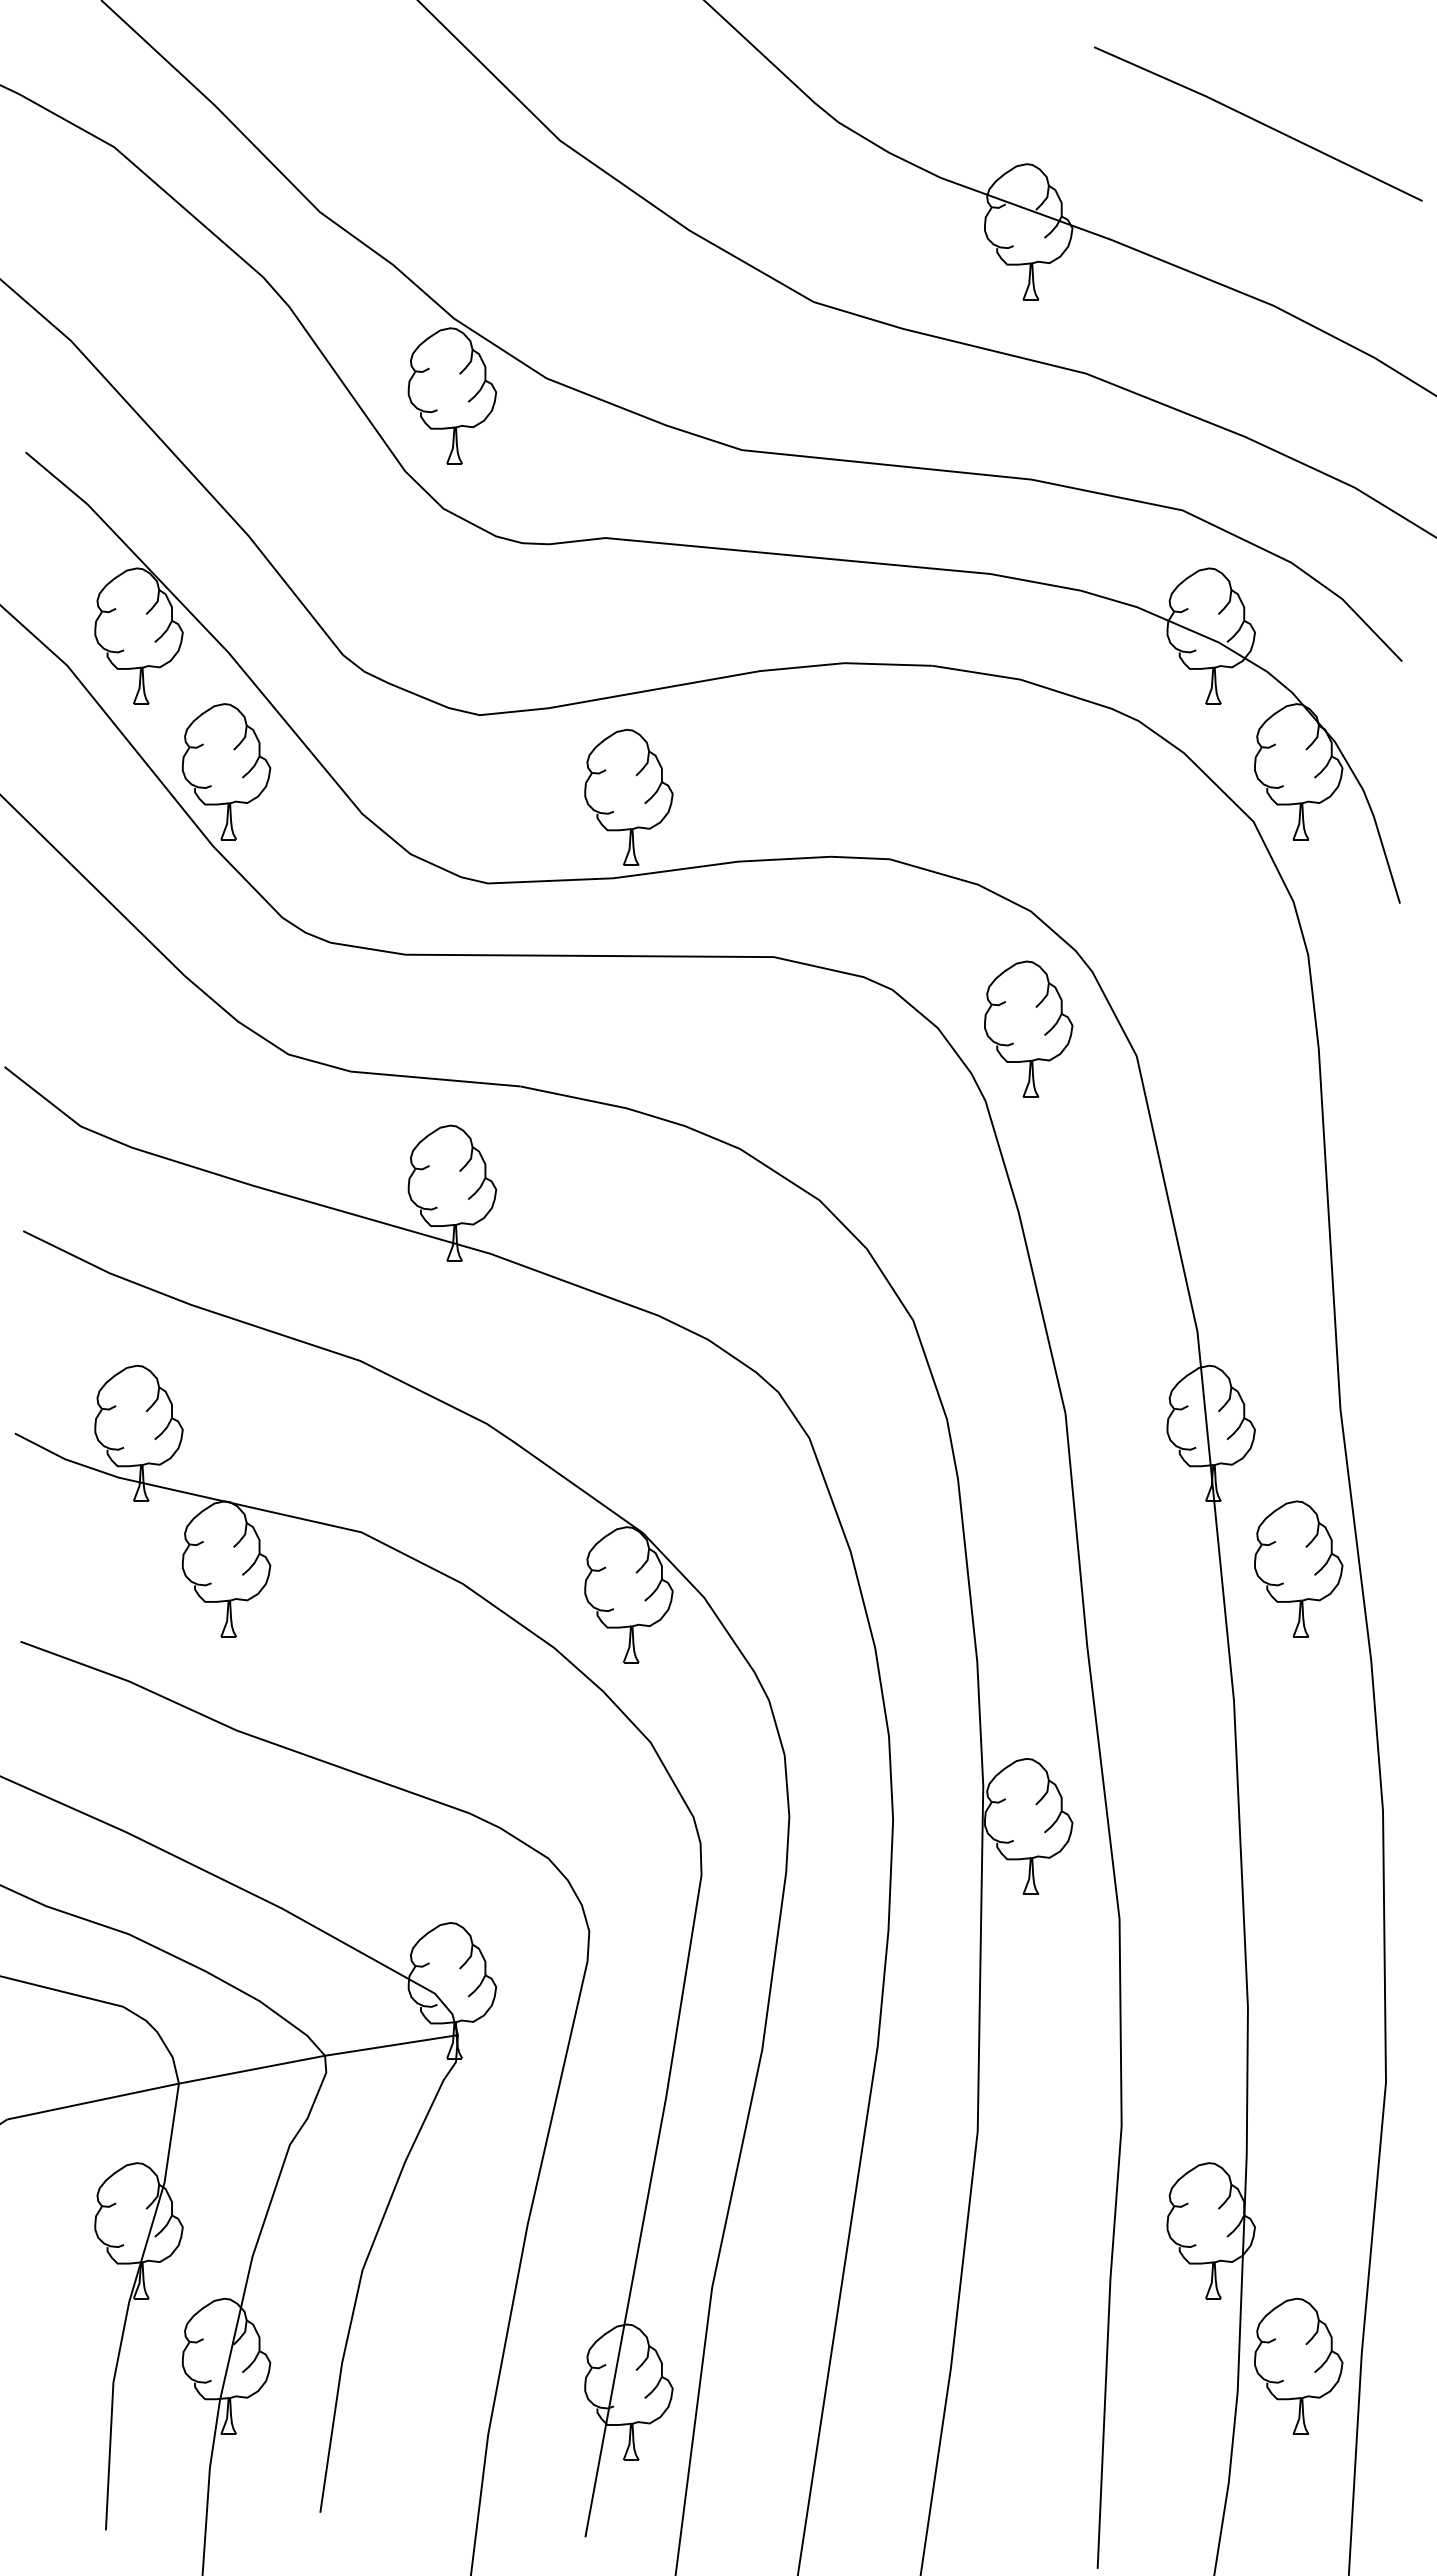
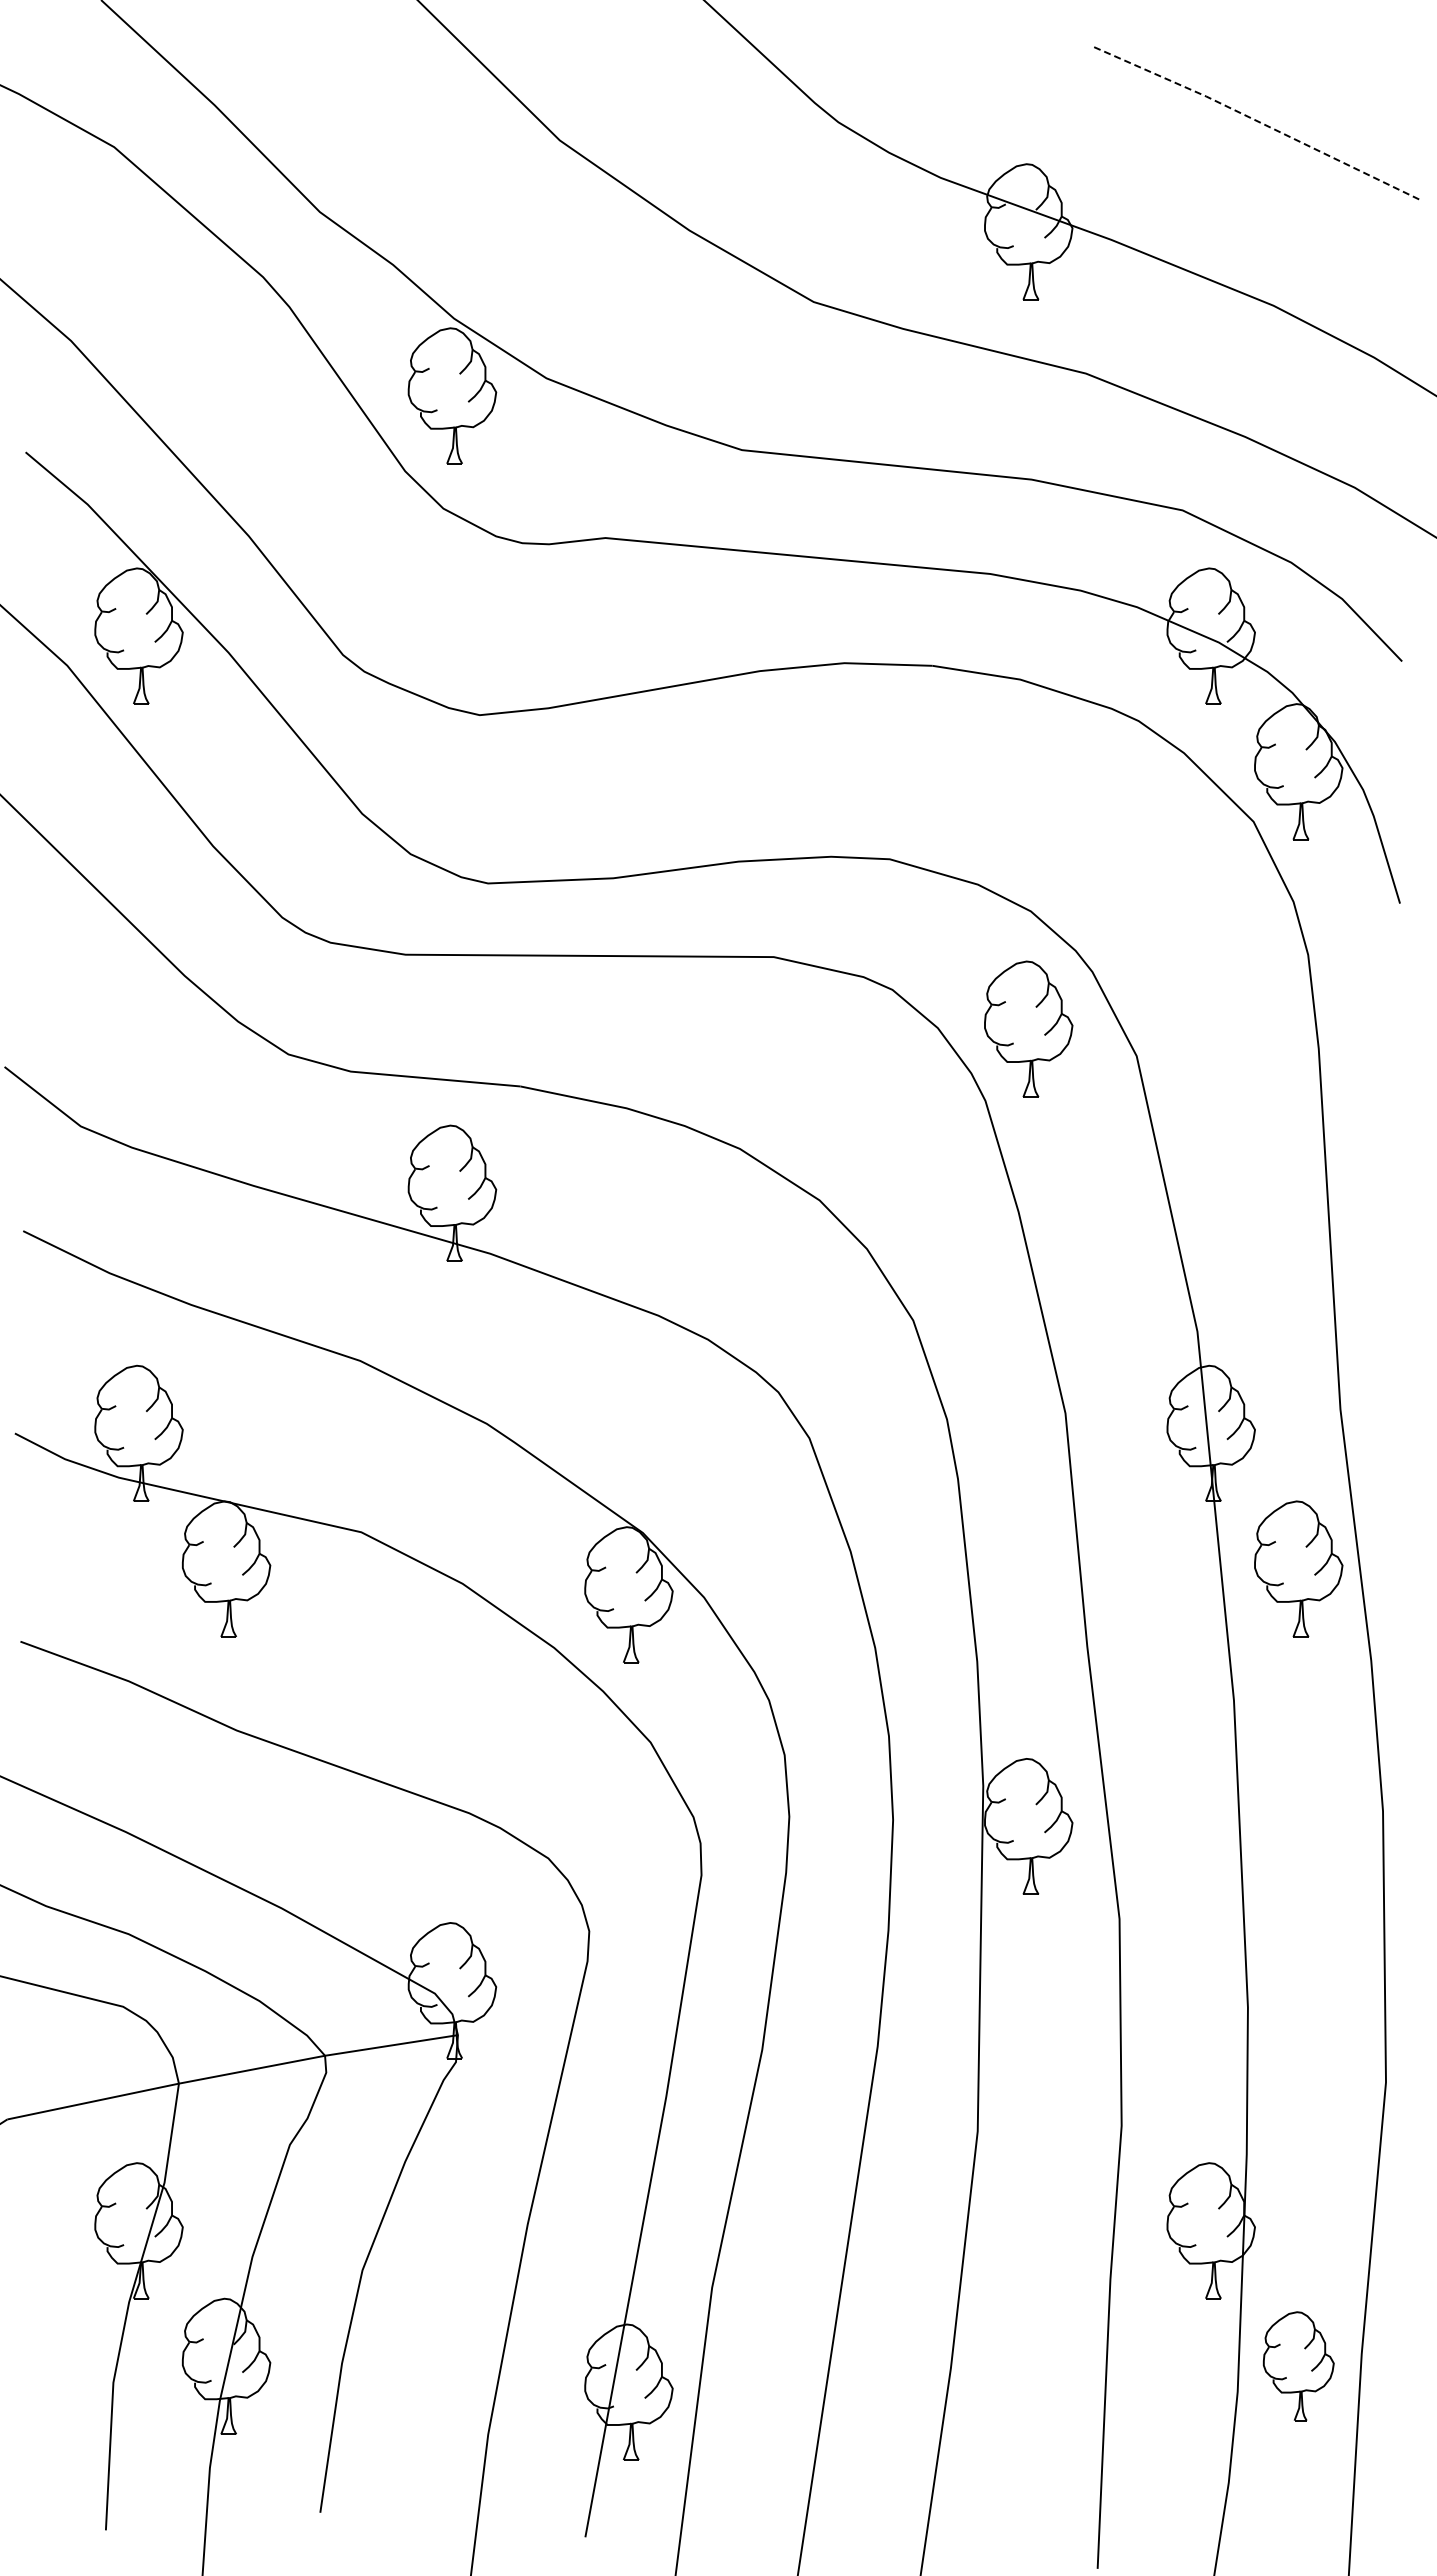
line: solid -> dashed (1259, 122)
part: present -> none (226, 771)
part: present -> none (628, 797)
part size: 90x138 px -> 73x111 px (1298, 2366)
